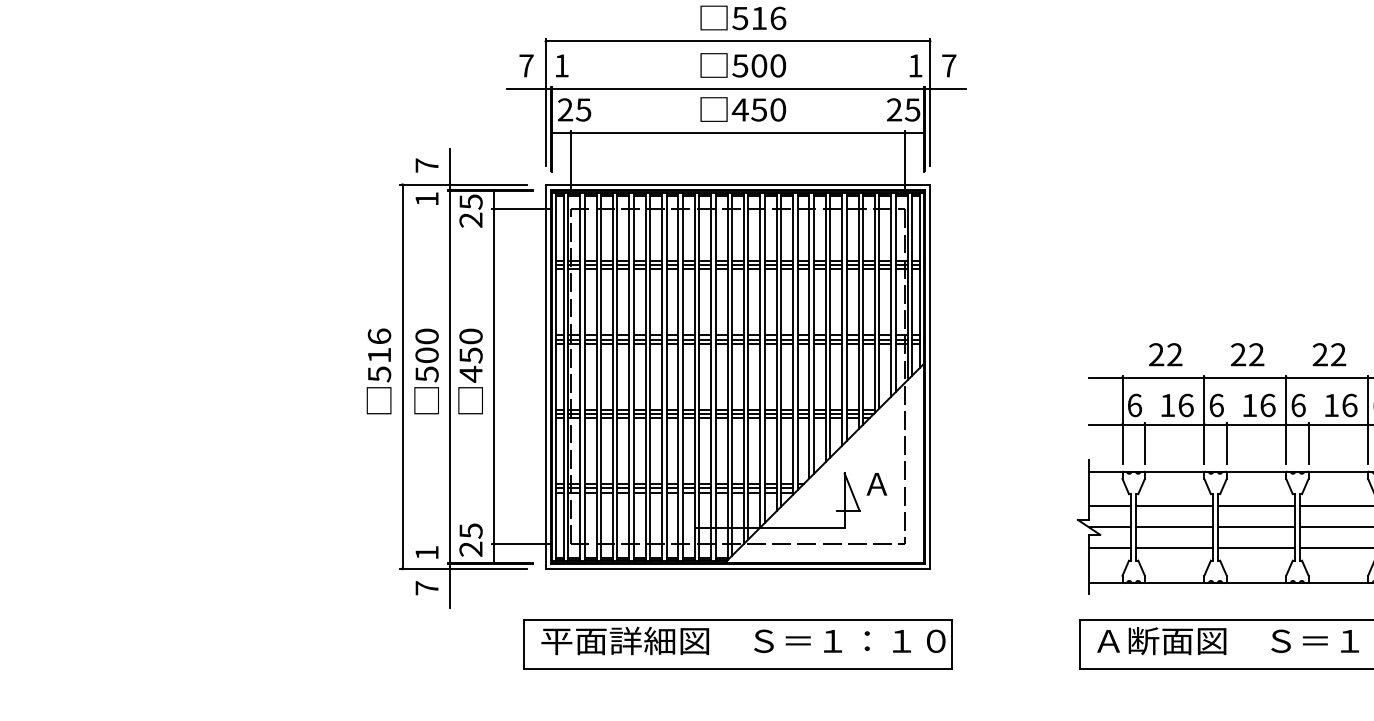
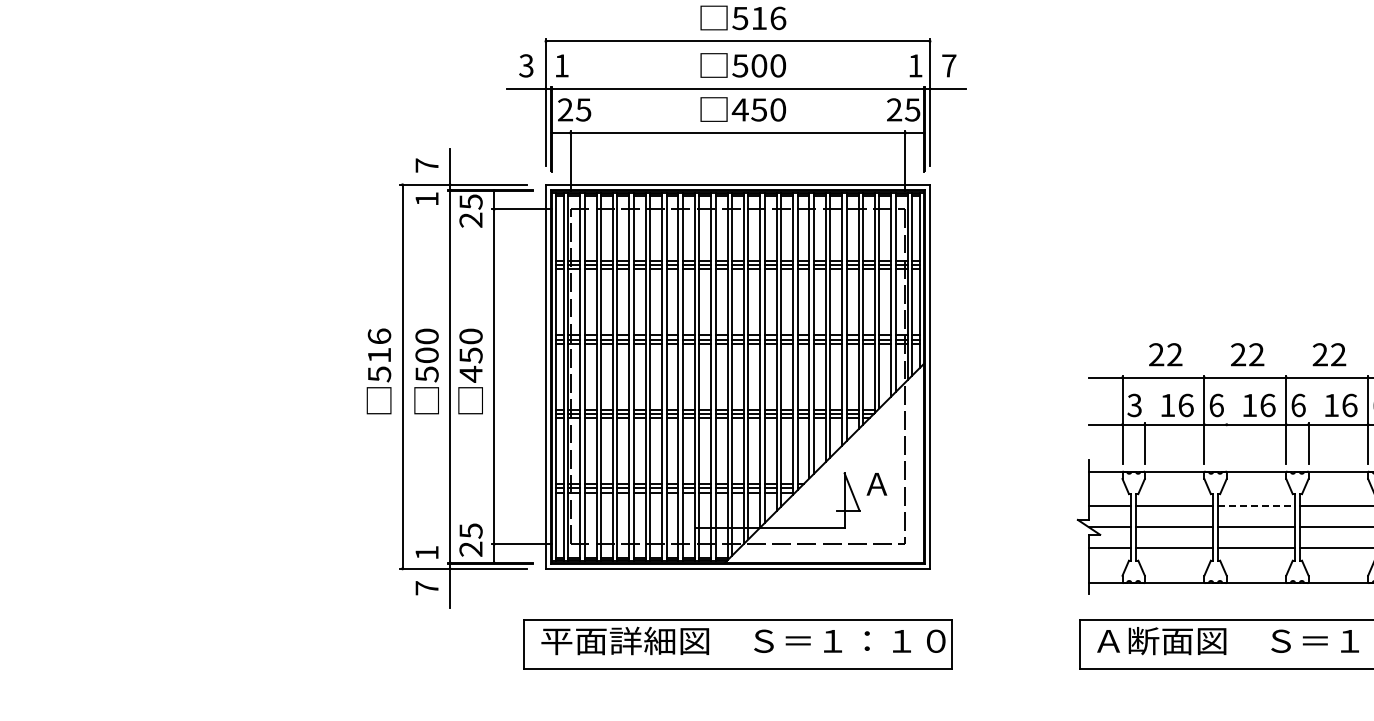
text: 7 -> 3 (526, 65)
text: 6 -> 3 (1134, 405)
line: present -> none (1226, 442)
line: solid -> dashed (1256, 506)
